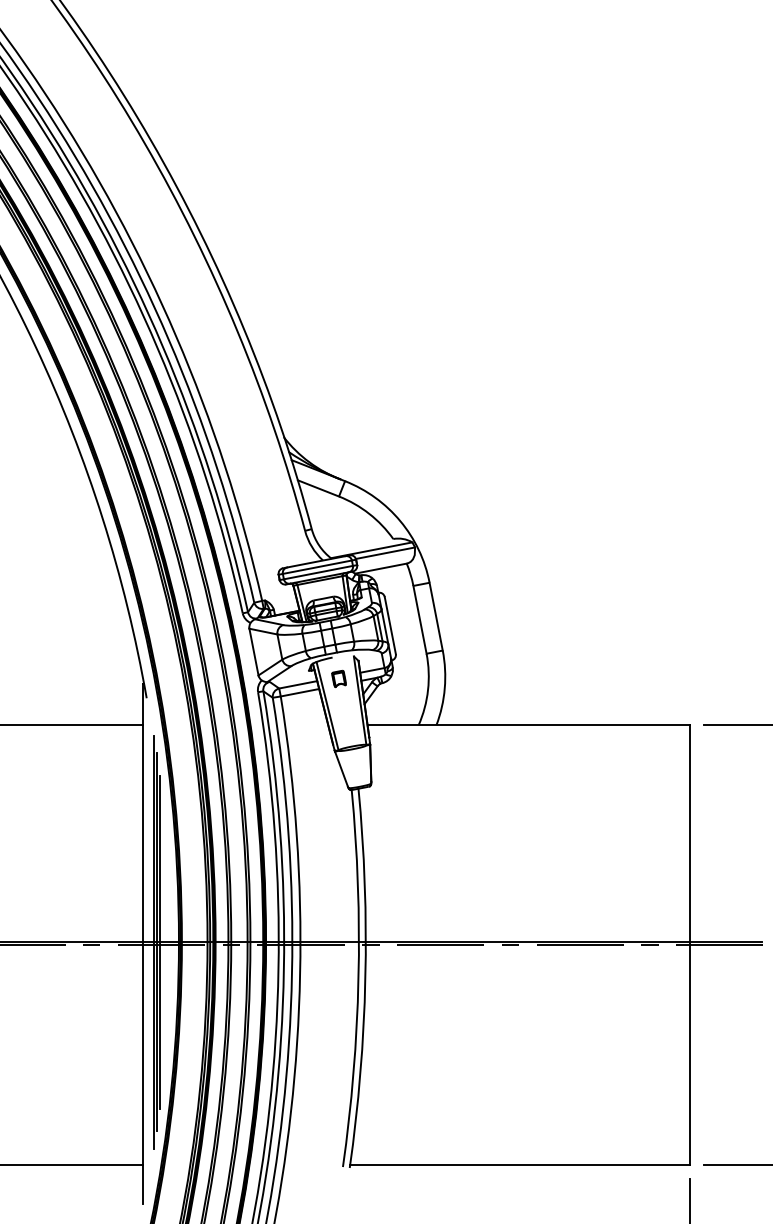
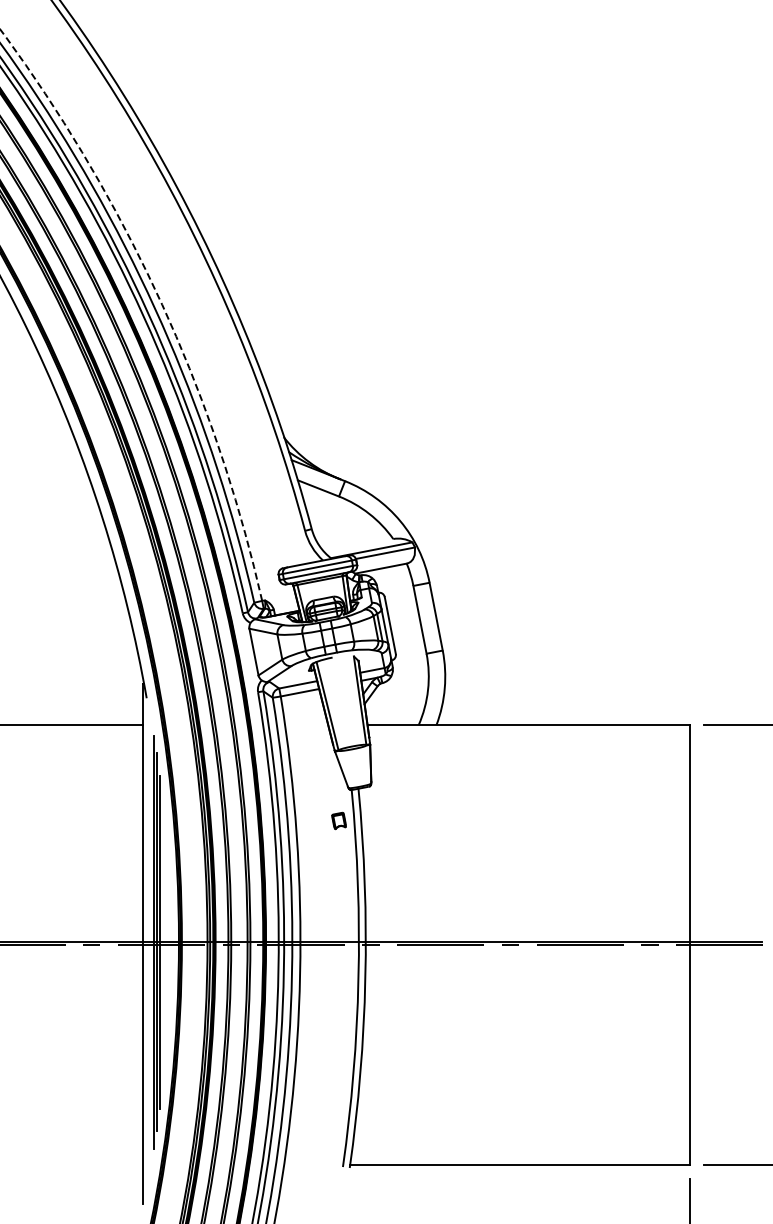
arc: solid -> dashed (160, 300)
part position: (338, 678) -> (338, 820) (338, 820)
line: present -> none (72, 1164)
